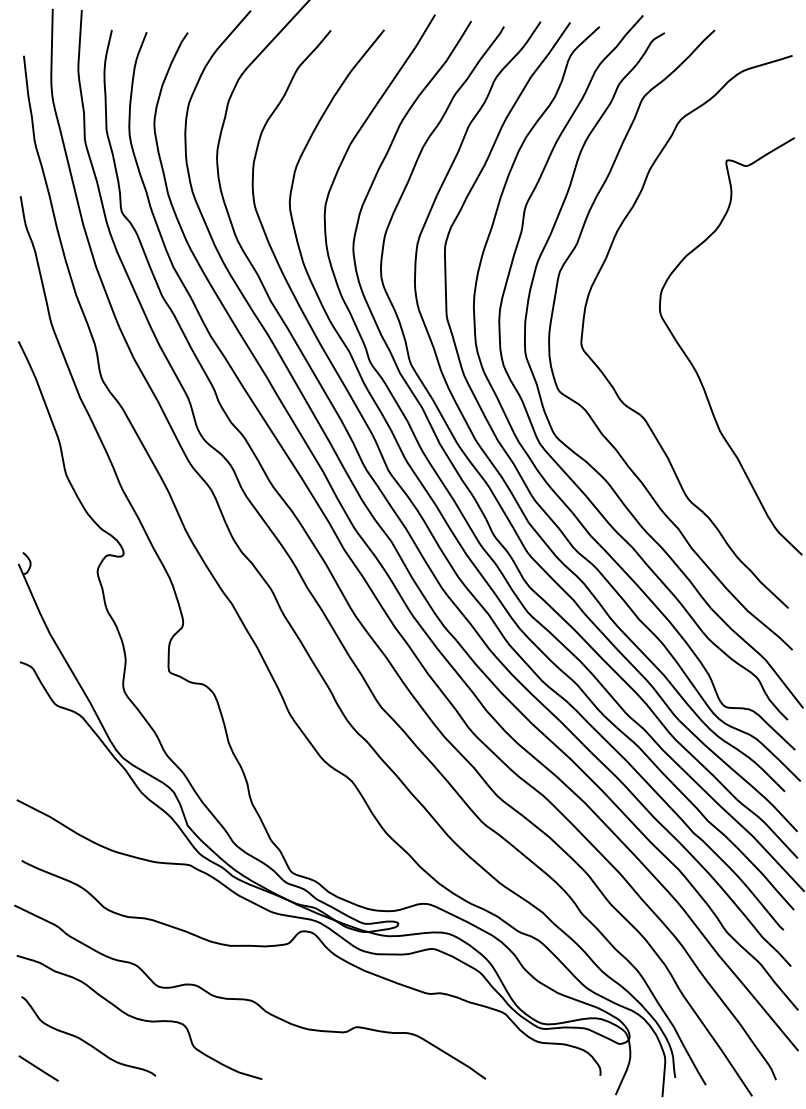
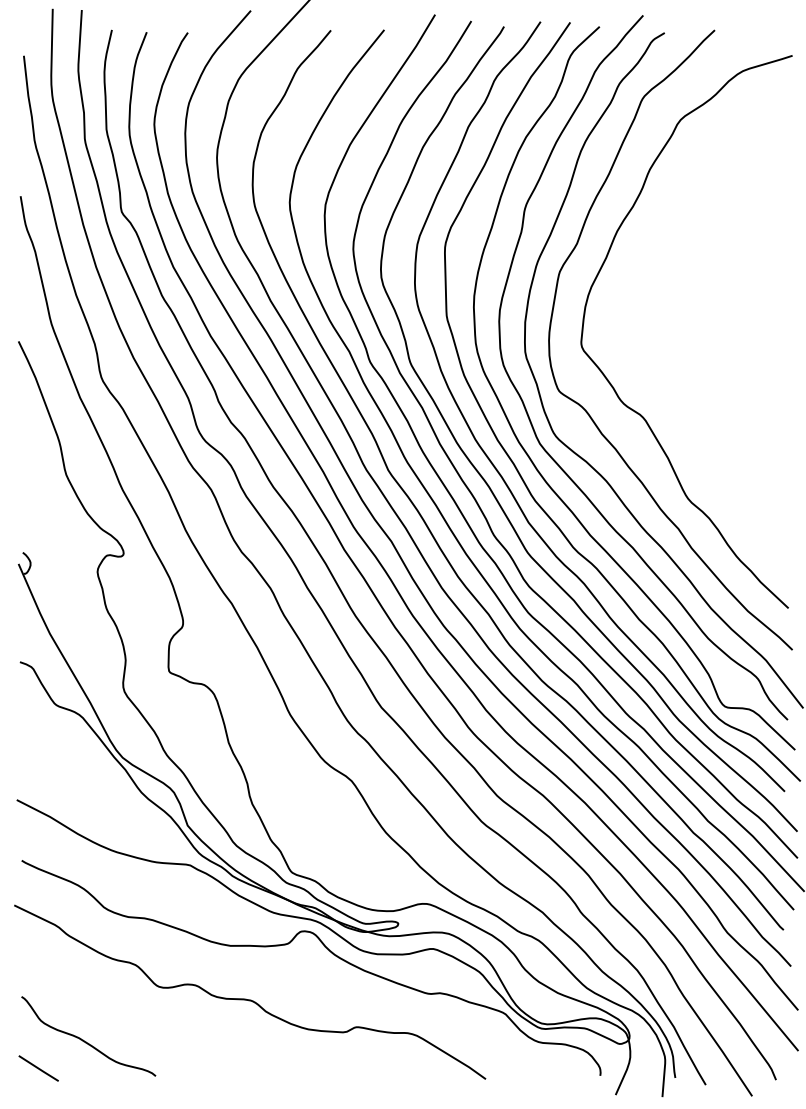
curve: present -> none (694, 366)
curve: present -> none (139, 1018)
